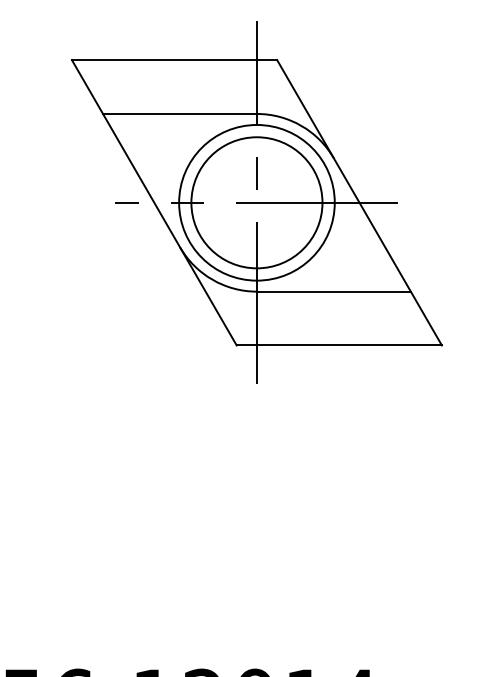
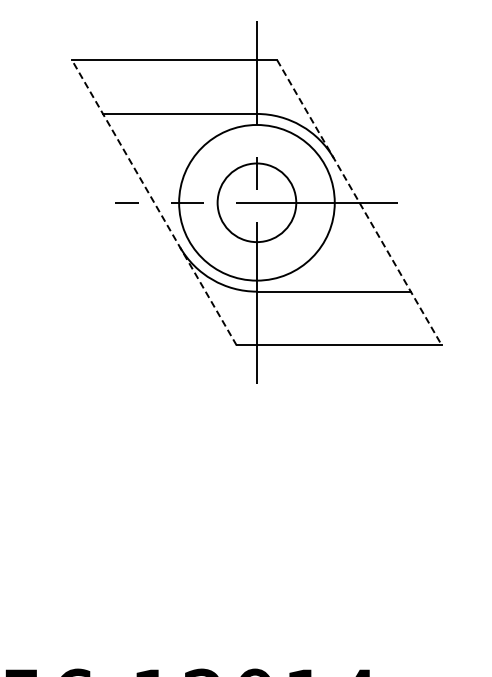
line: solid -> dashed (154, 202)
circle diameter: 131 px -> 79 px (256, 202)
line: solid -> dashed (359, 202)
